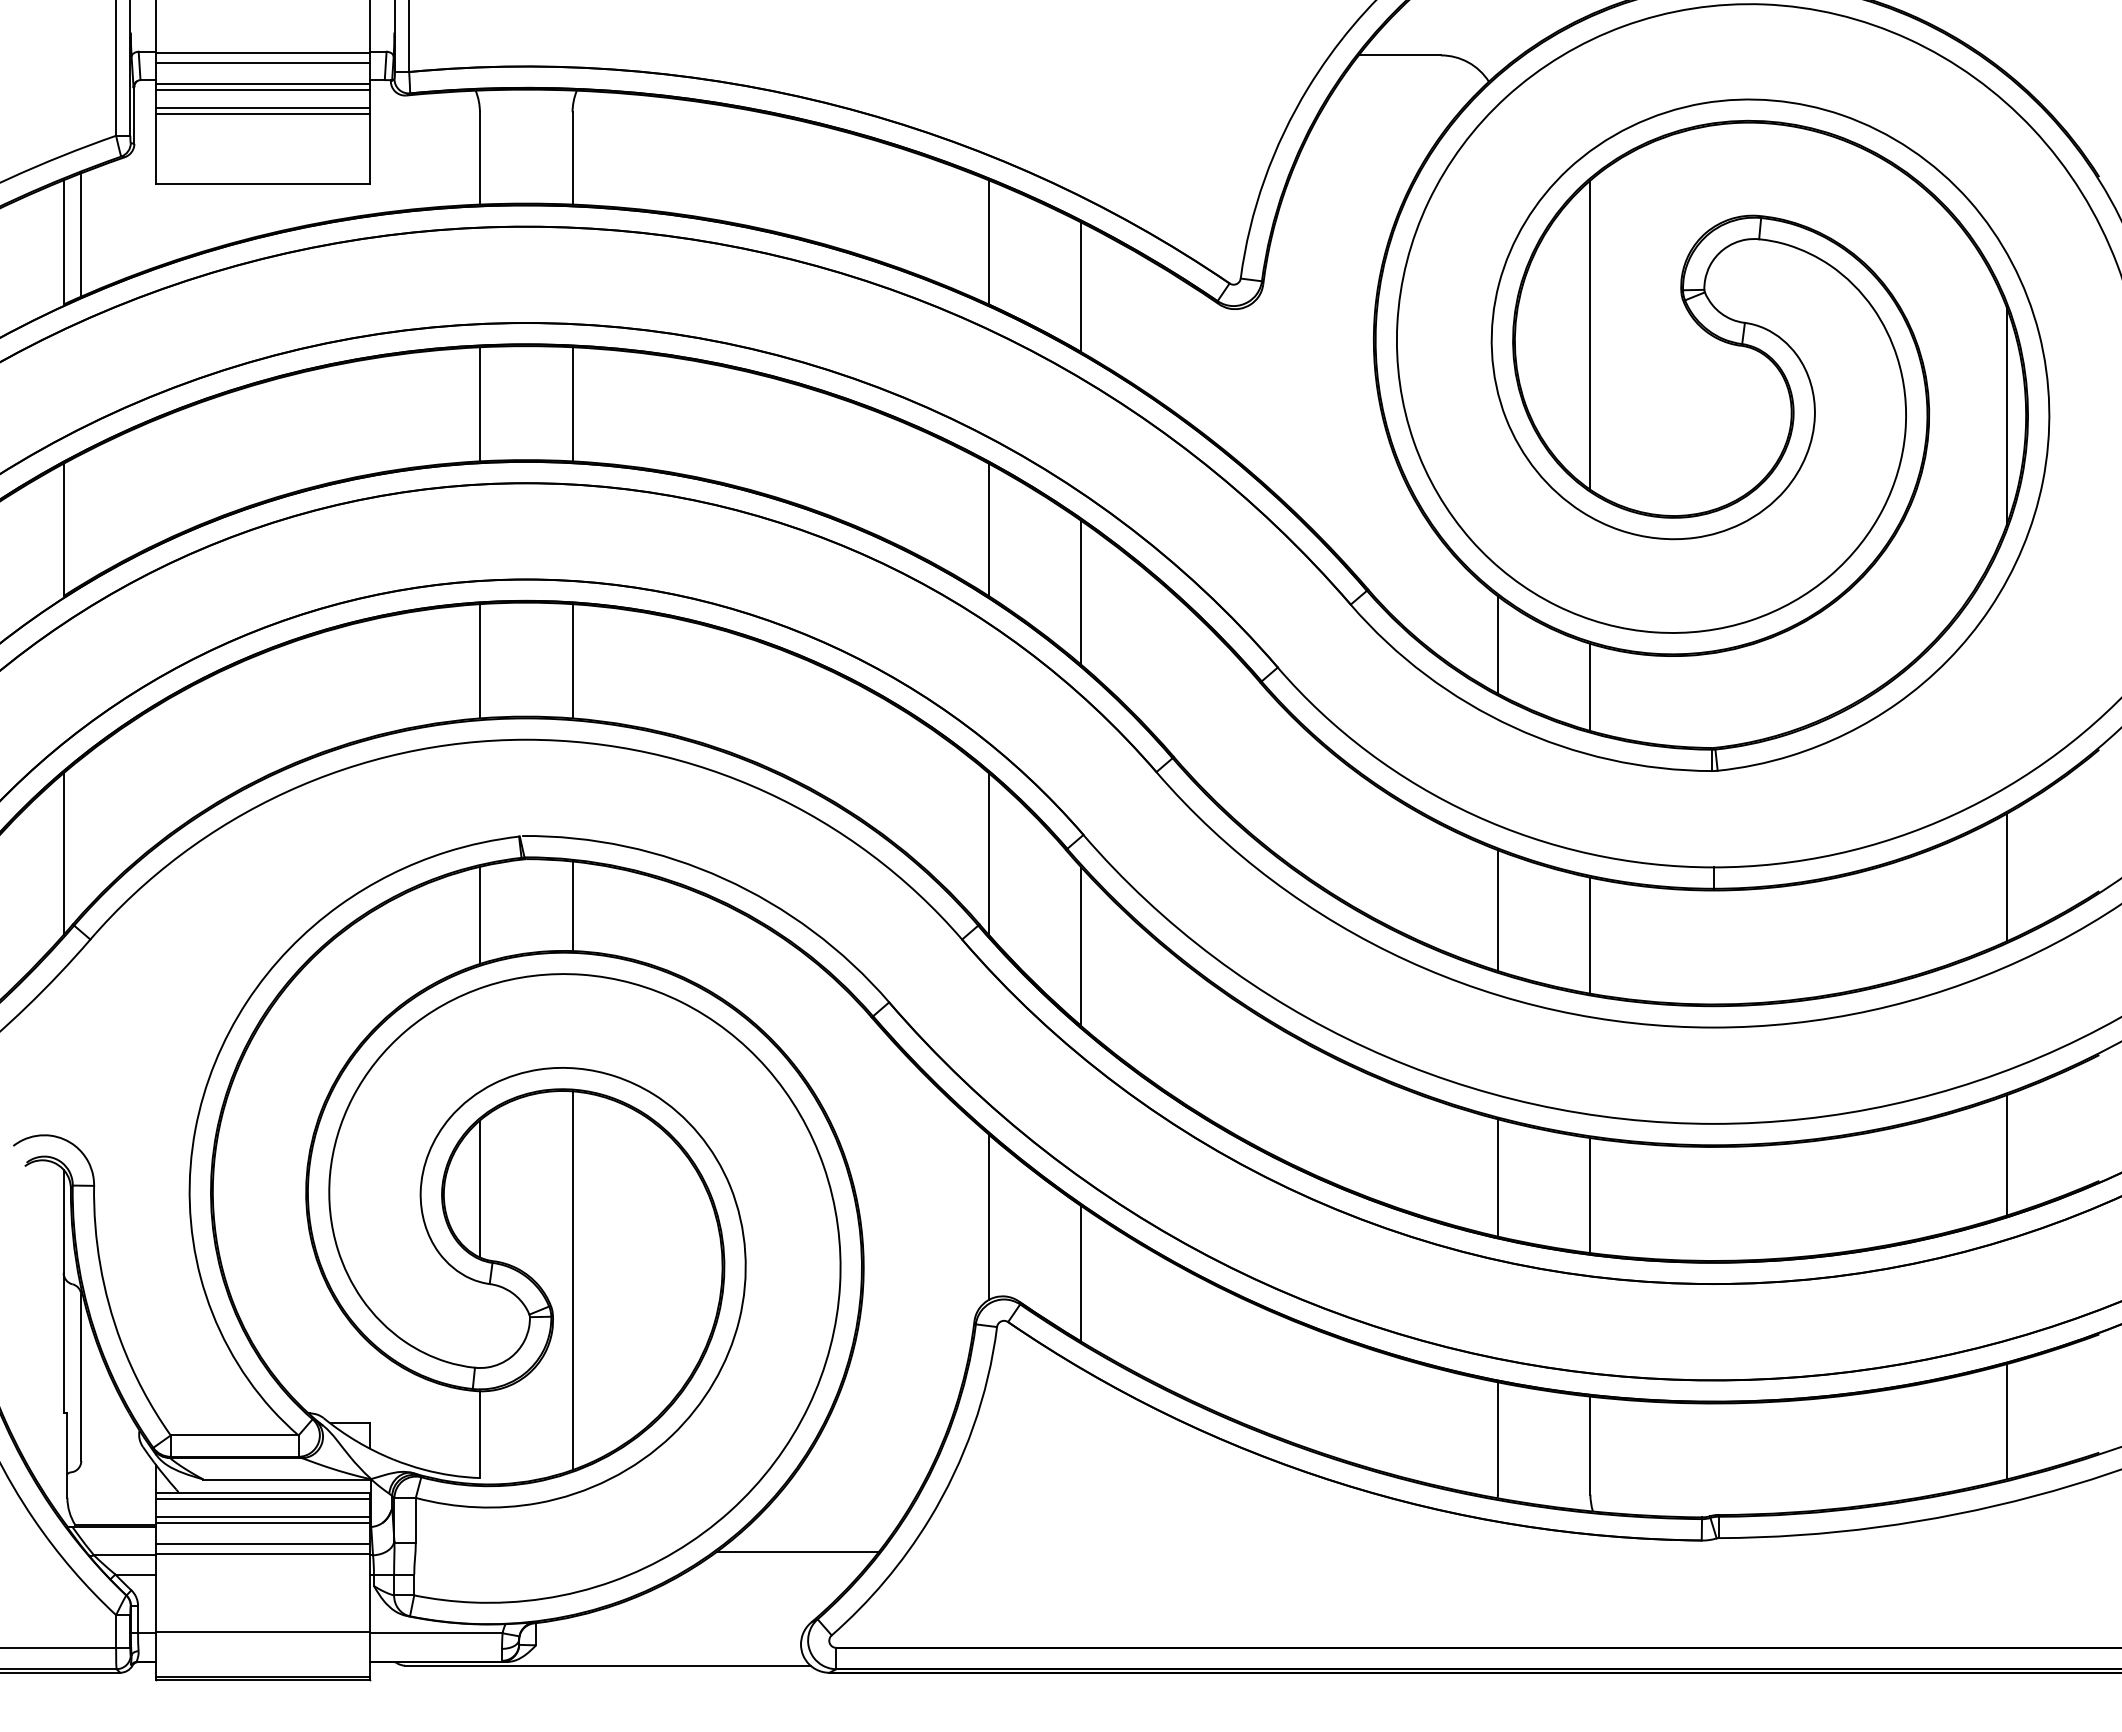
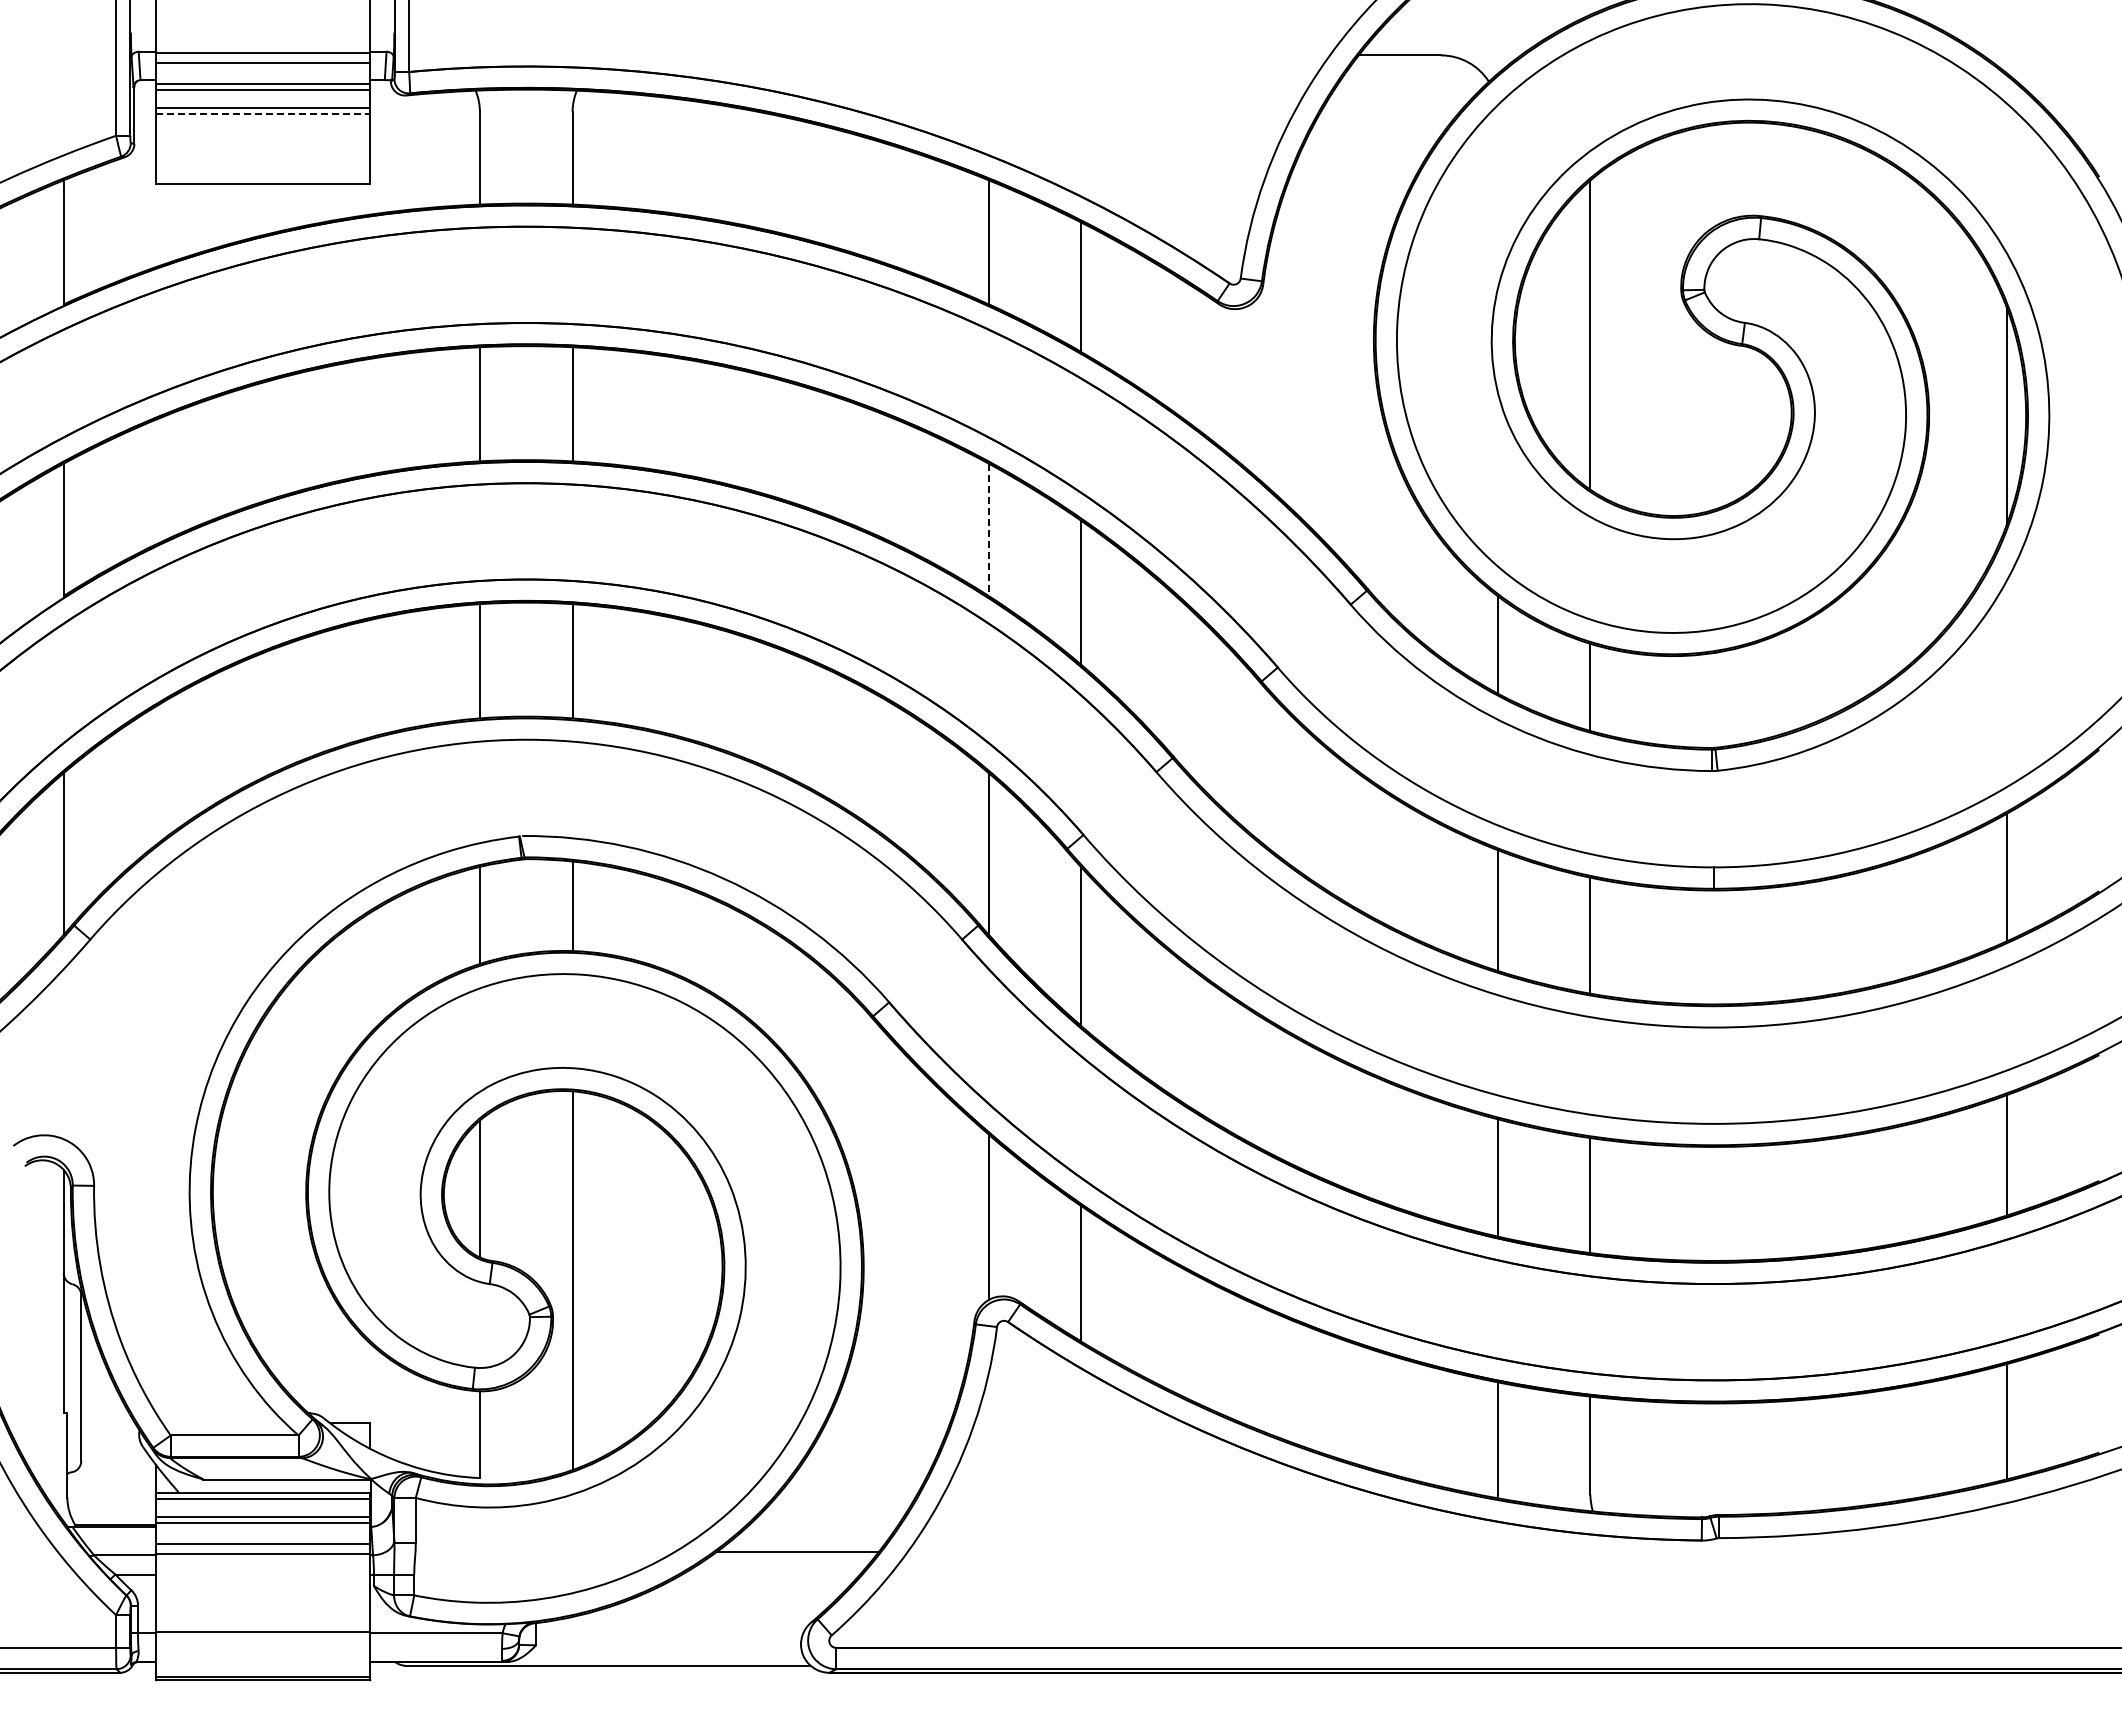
line: solid -> dashed (262, 114)
line: present -> none (81, 234)
line: solid -> dashed (988, 530)
